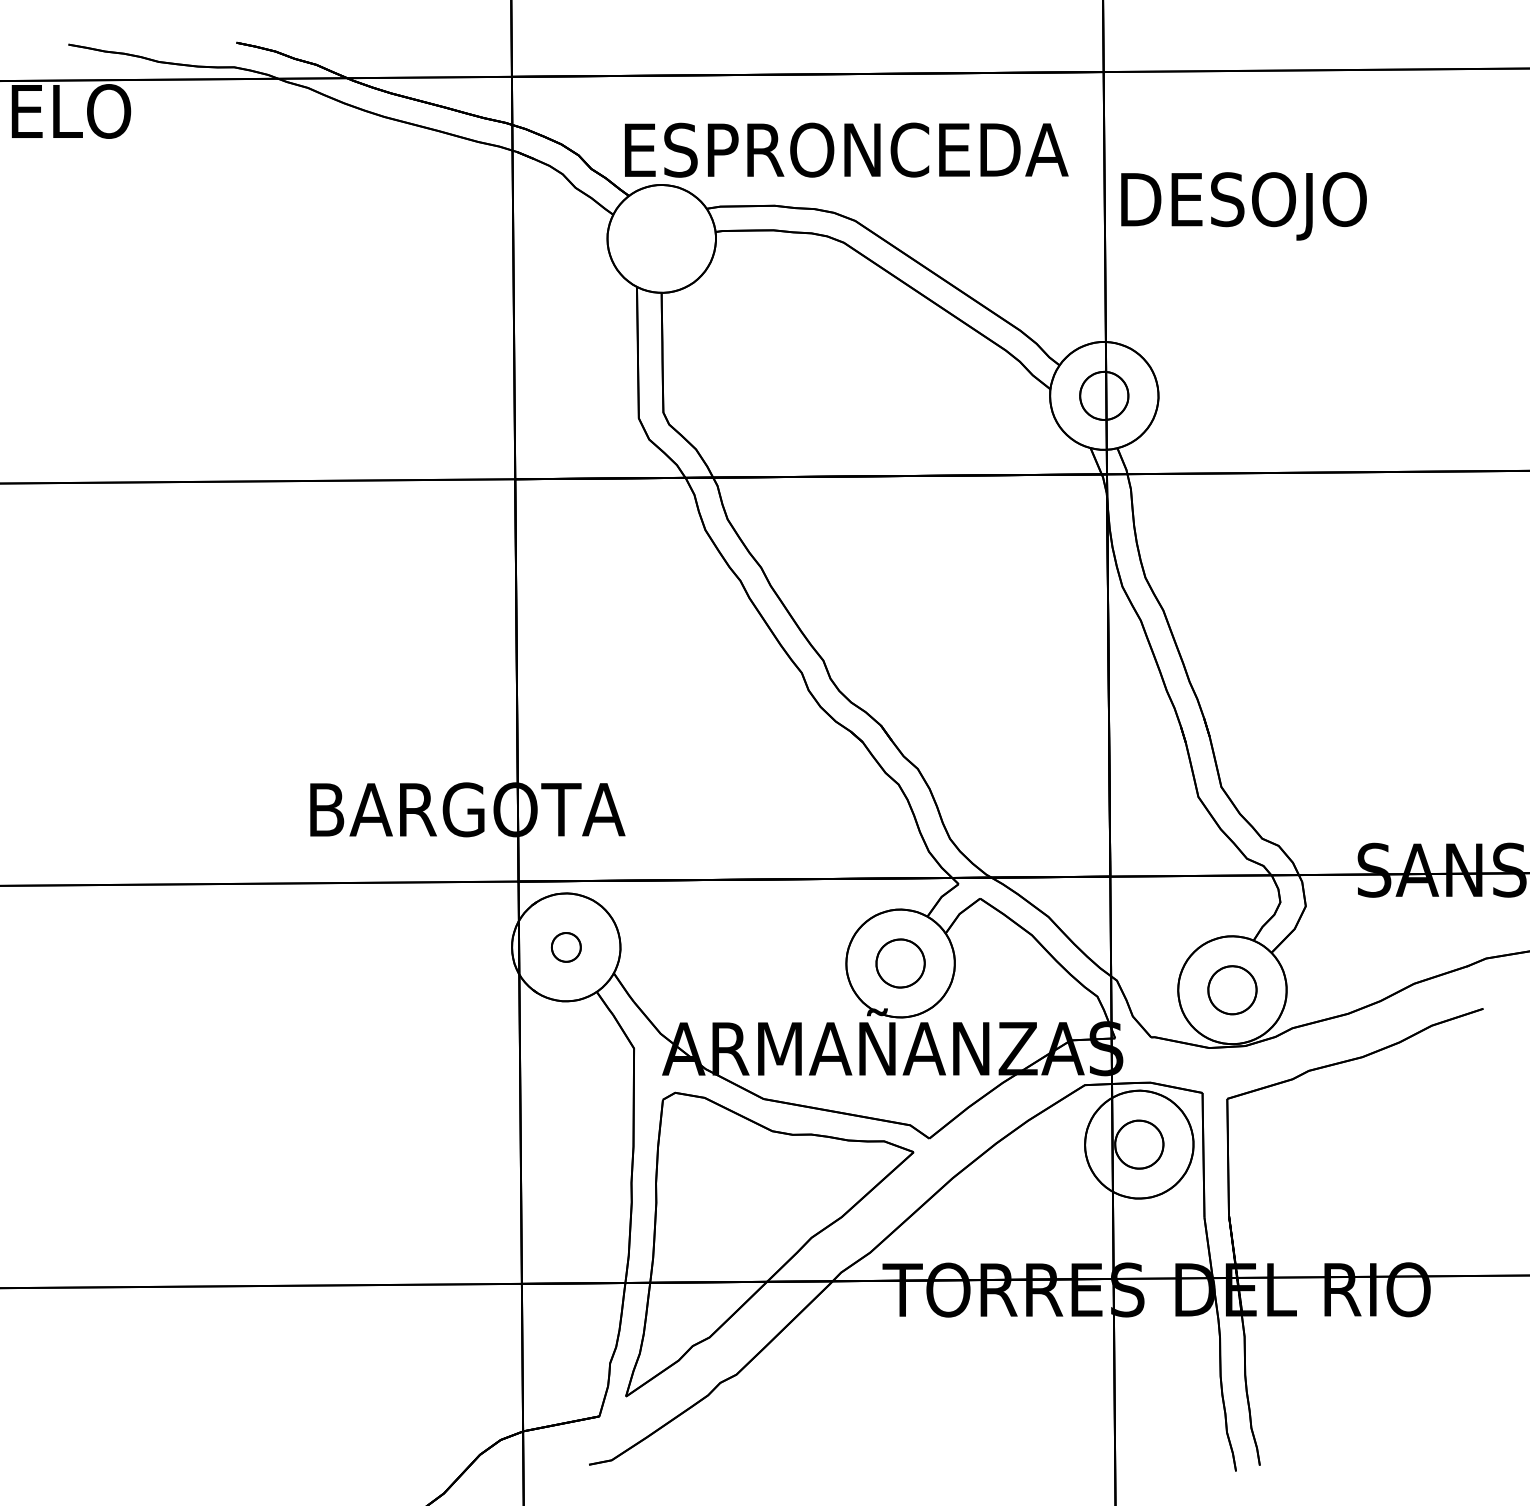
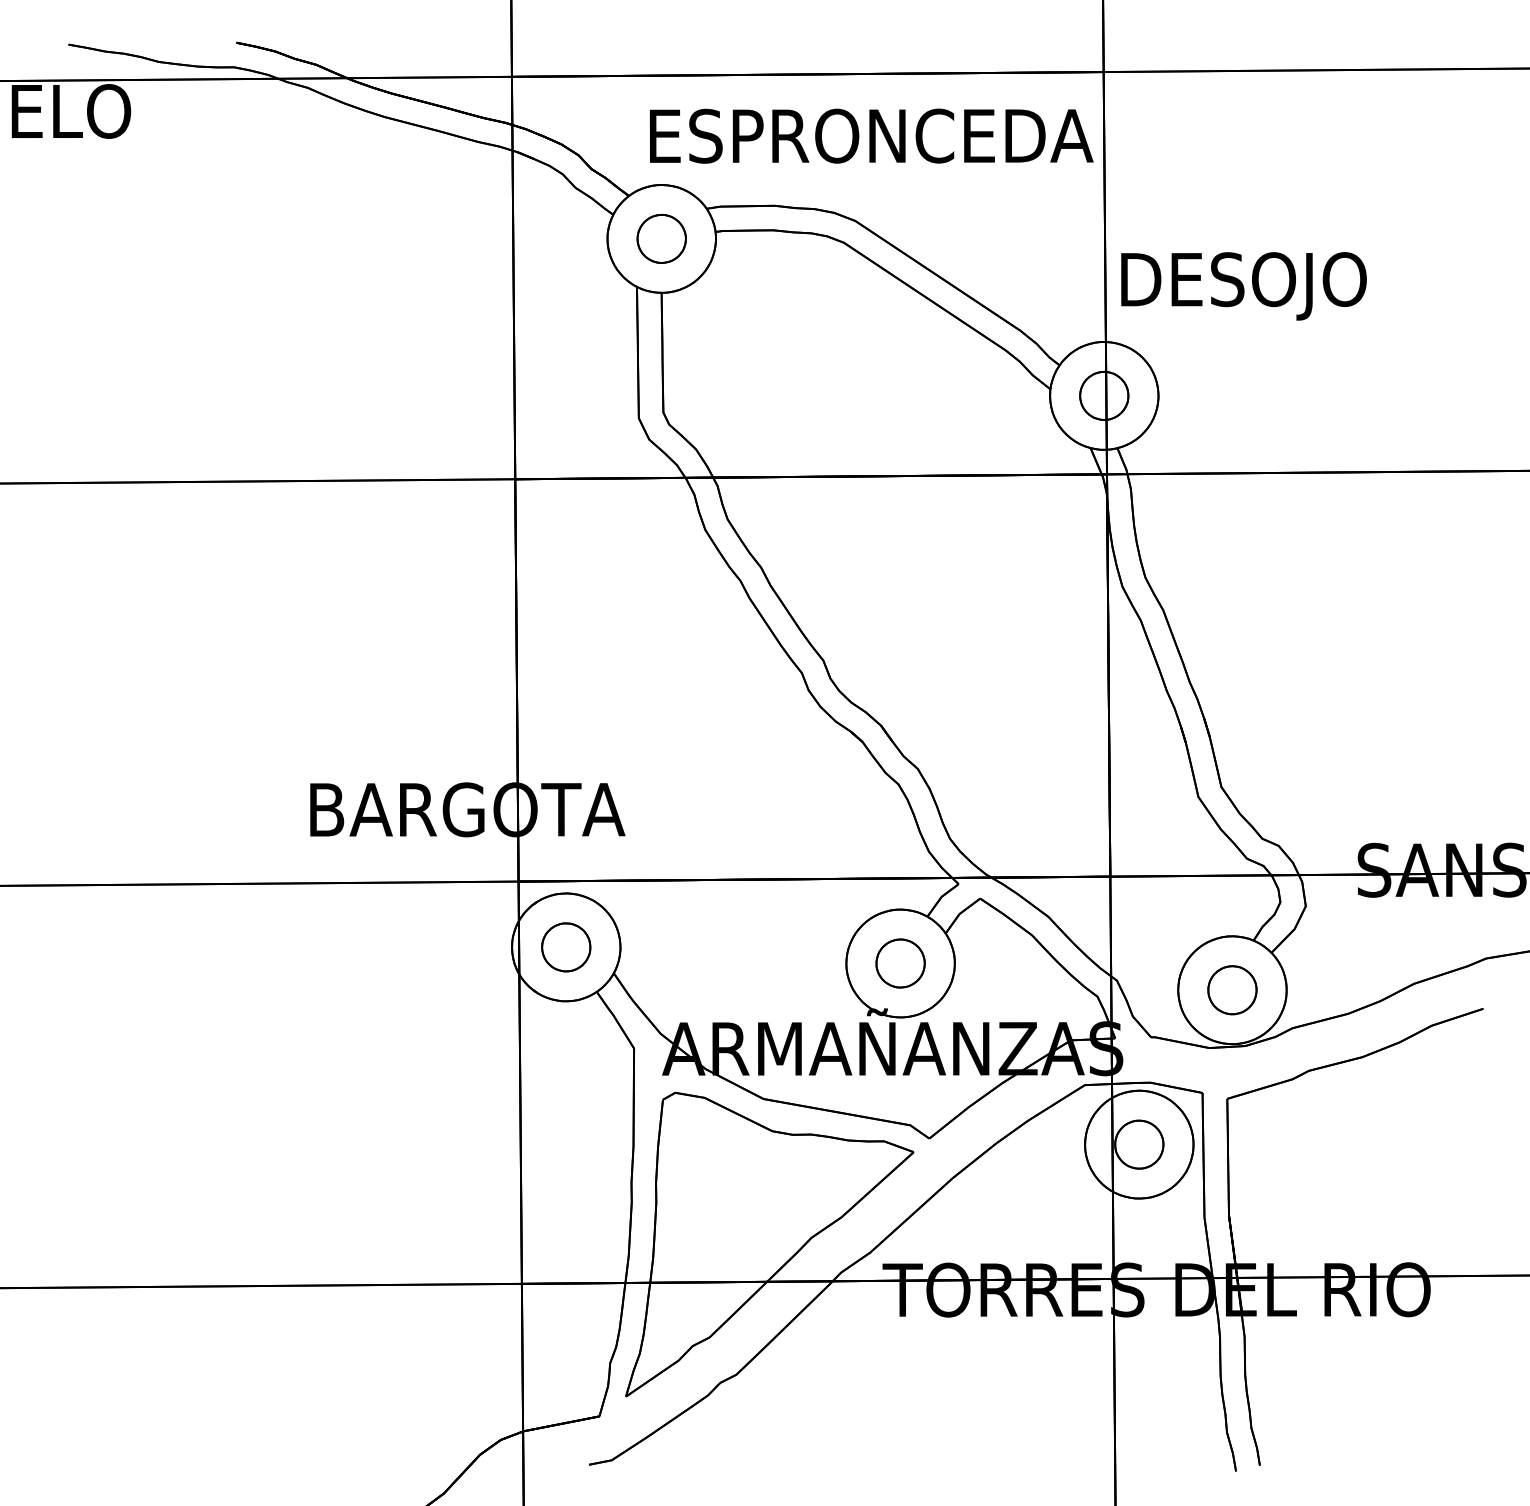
text position: (846, 149) -> (871, 135) (871, 135)
text position: (1243, 206) -> (1243, 286) (1243, 286)
part: none -> present (661, 238)
part size: 32x31 px -> 51x51 px (566, 947)
